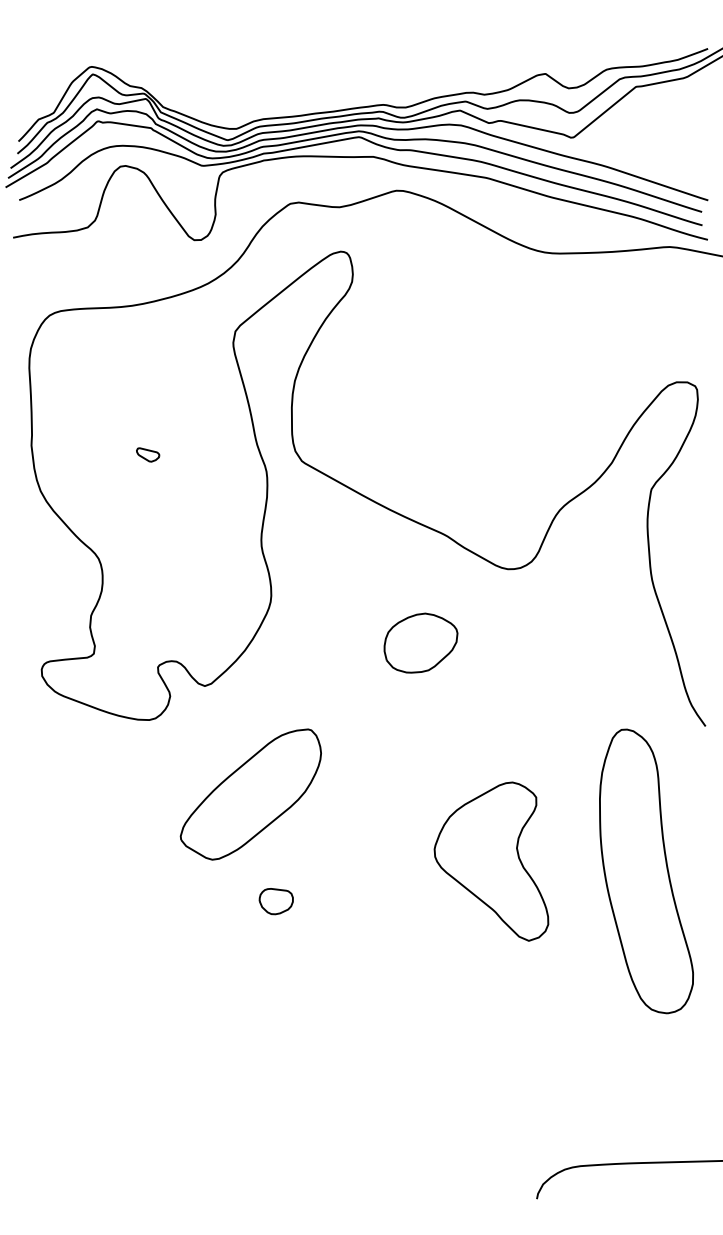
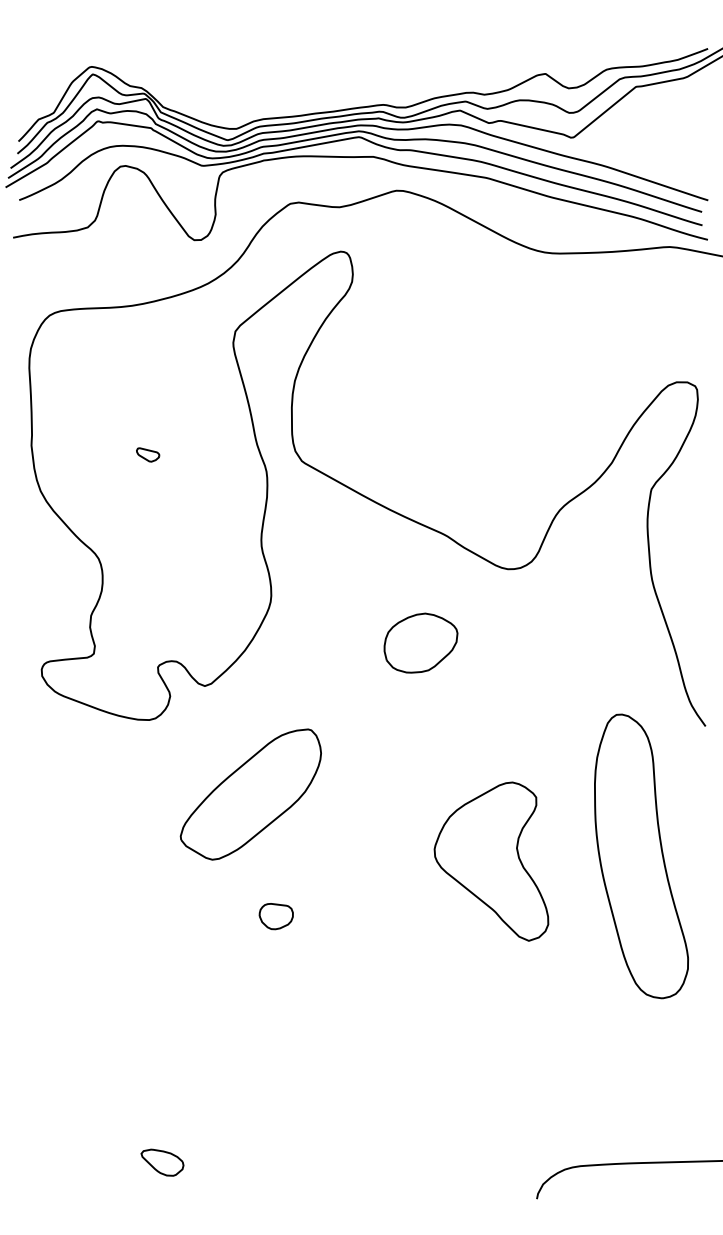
part position: (646, 871) -> (641, 856) (641, 856)
part position: (275, 901) -> (275, 916) (275, 916)
part: none -> present (162, 1162)
